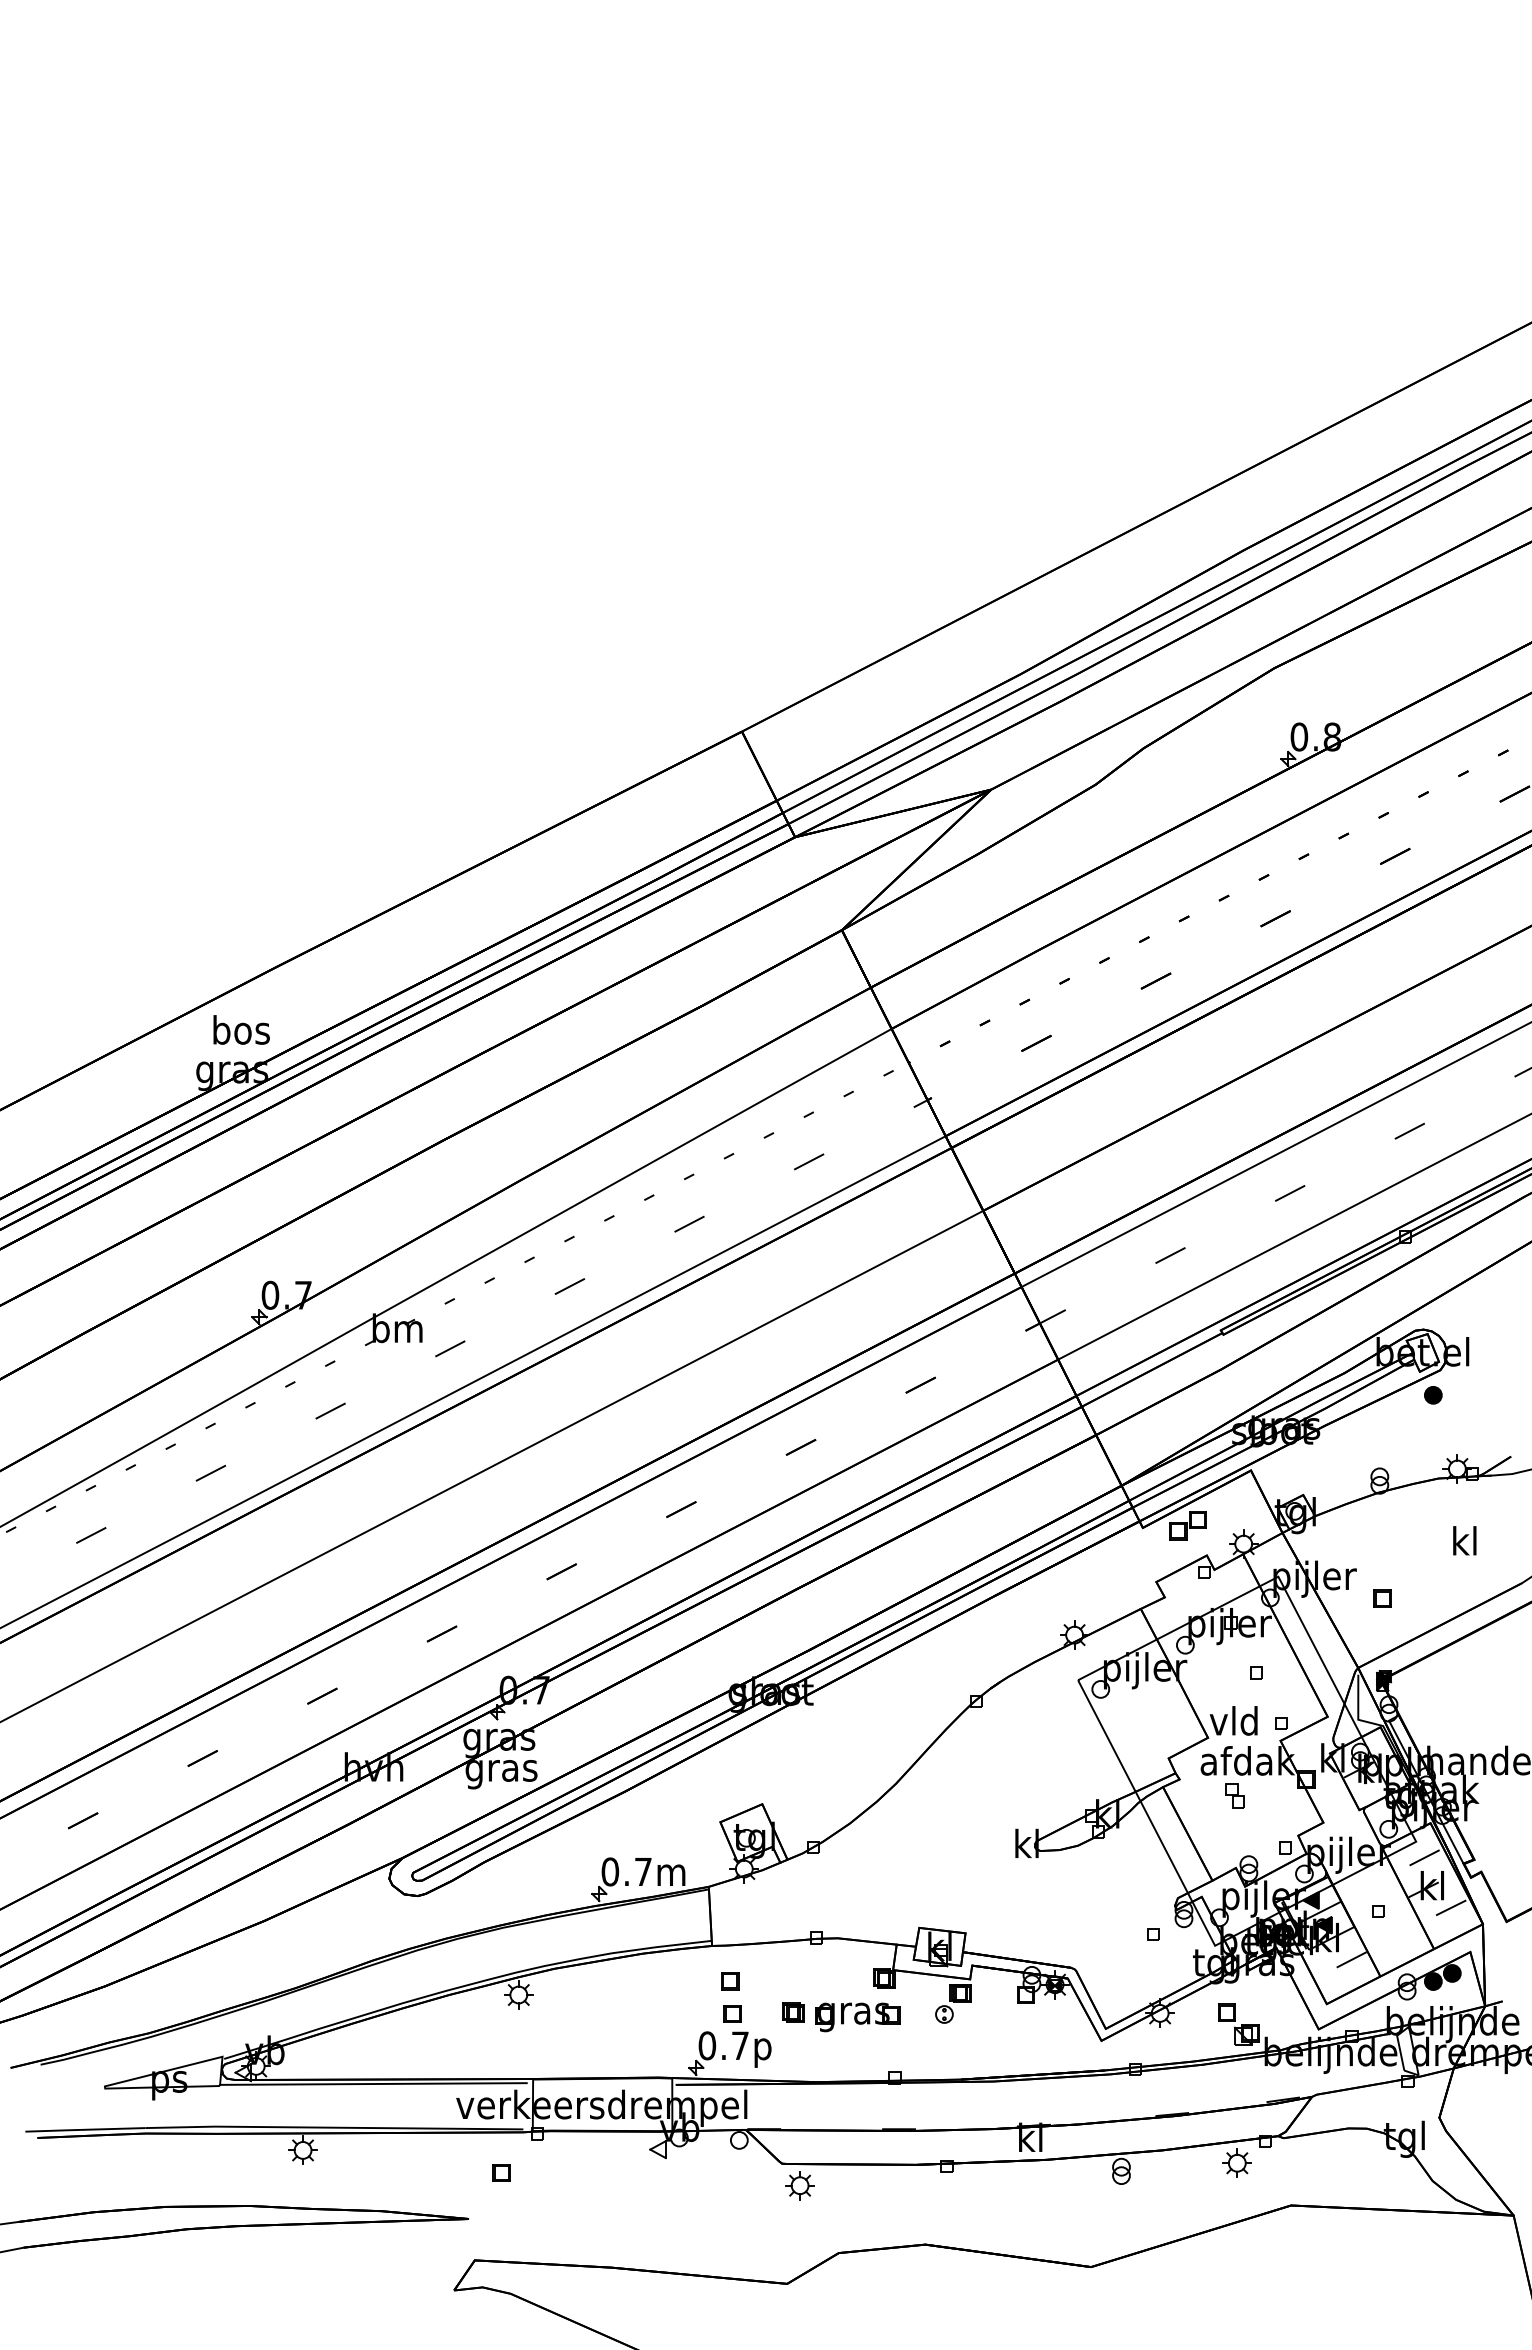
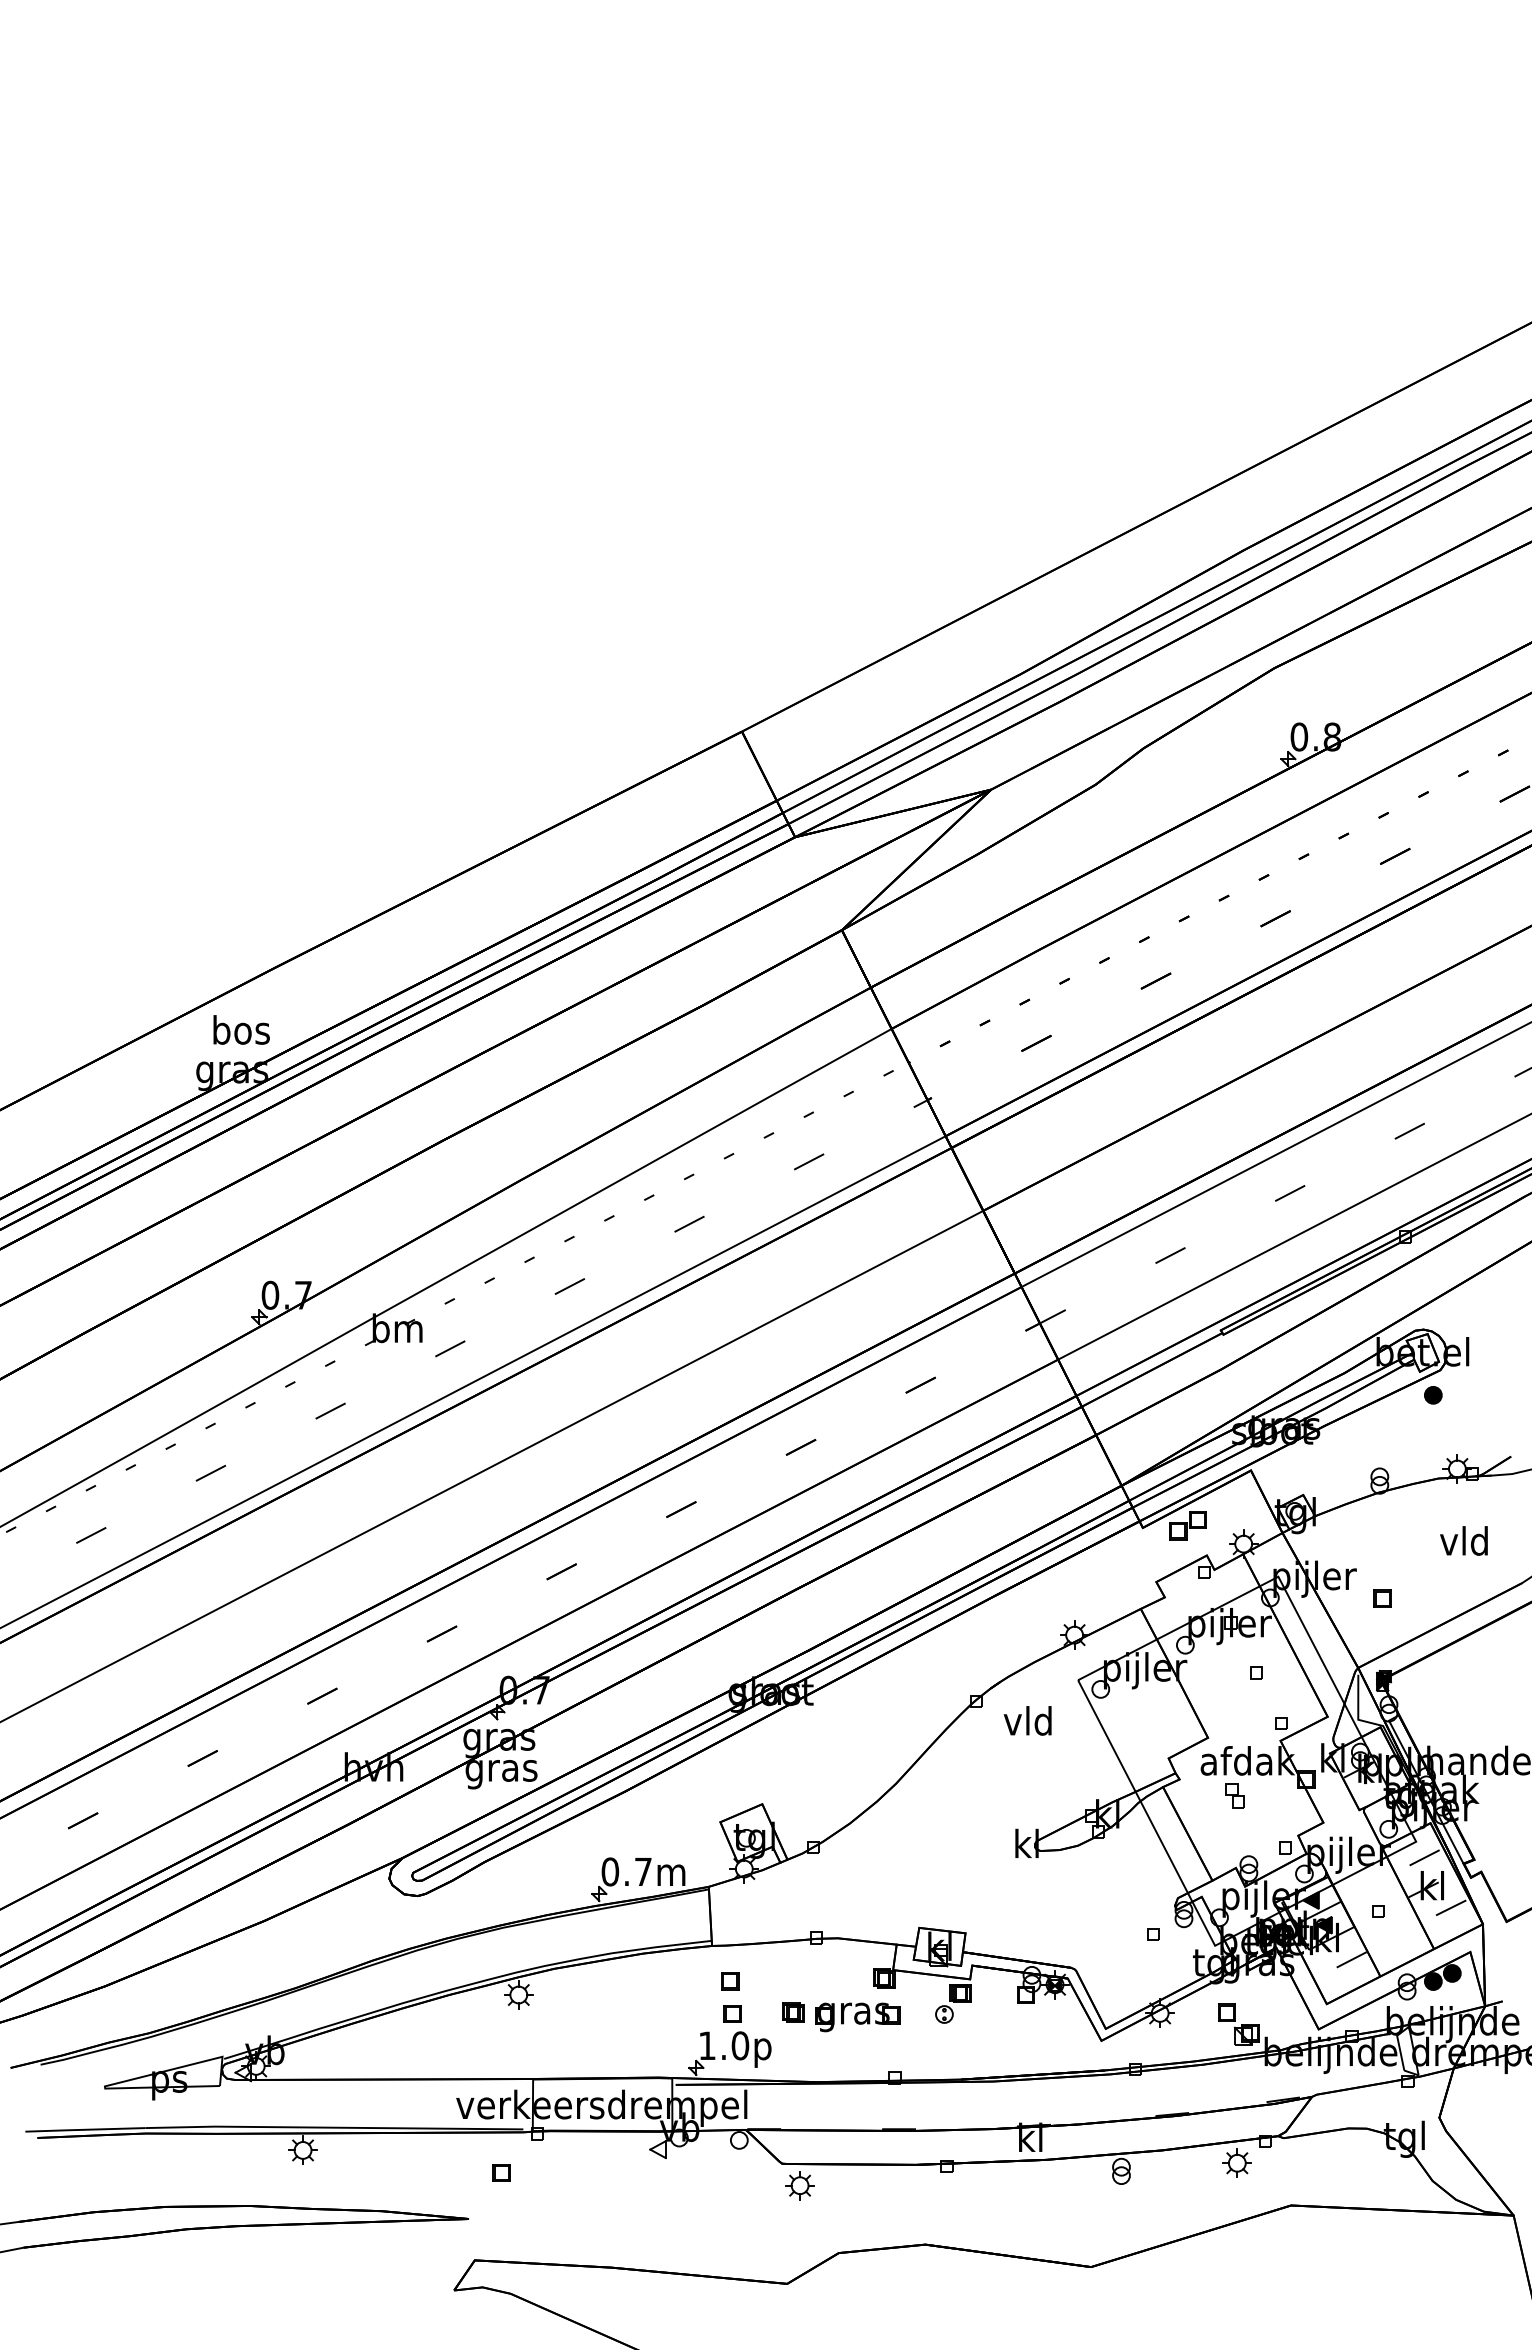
text: kl -> vld (1463, 1540)
text position: (1233, 1720) -> (1027, 1720) (1027, 1720)
text: 0.7p -> 1.0p (723, 2045)
line: present -> none (373, 2083)
